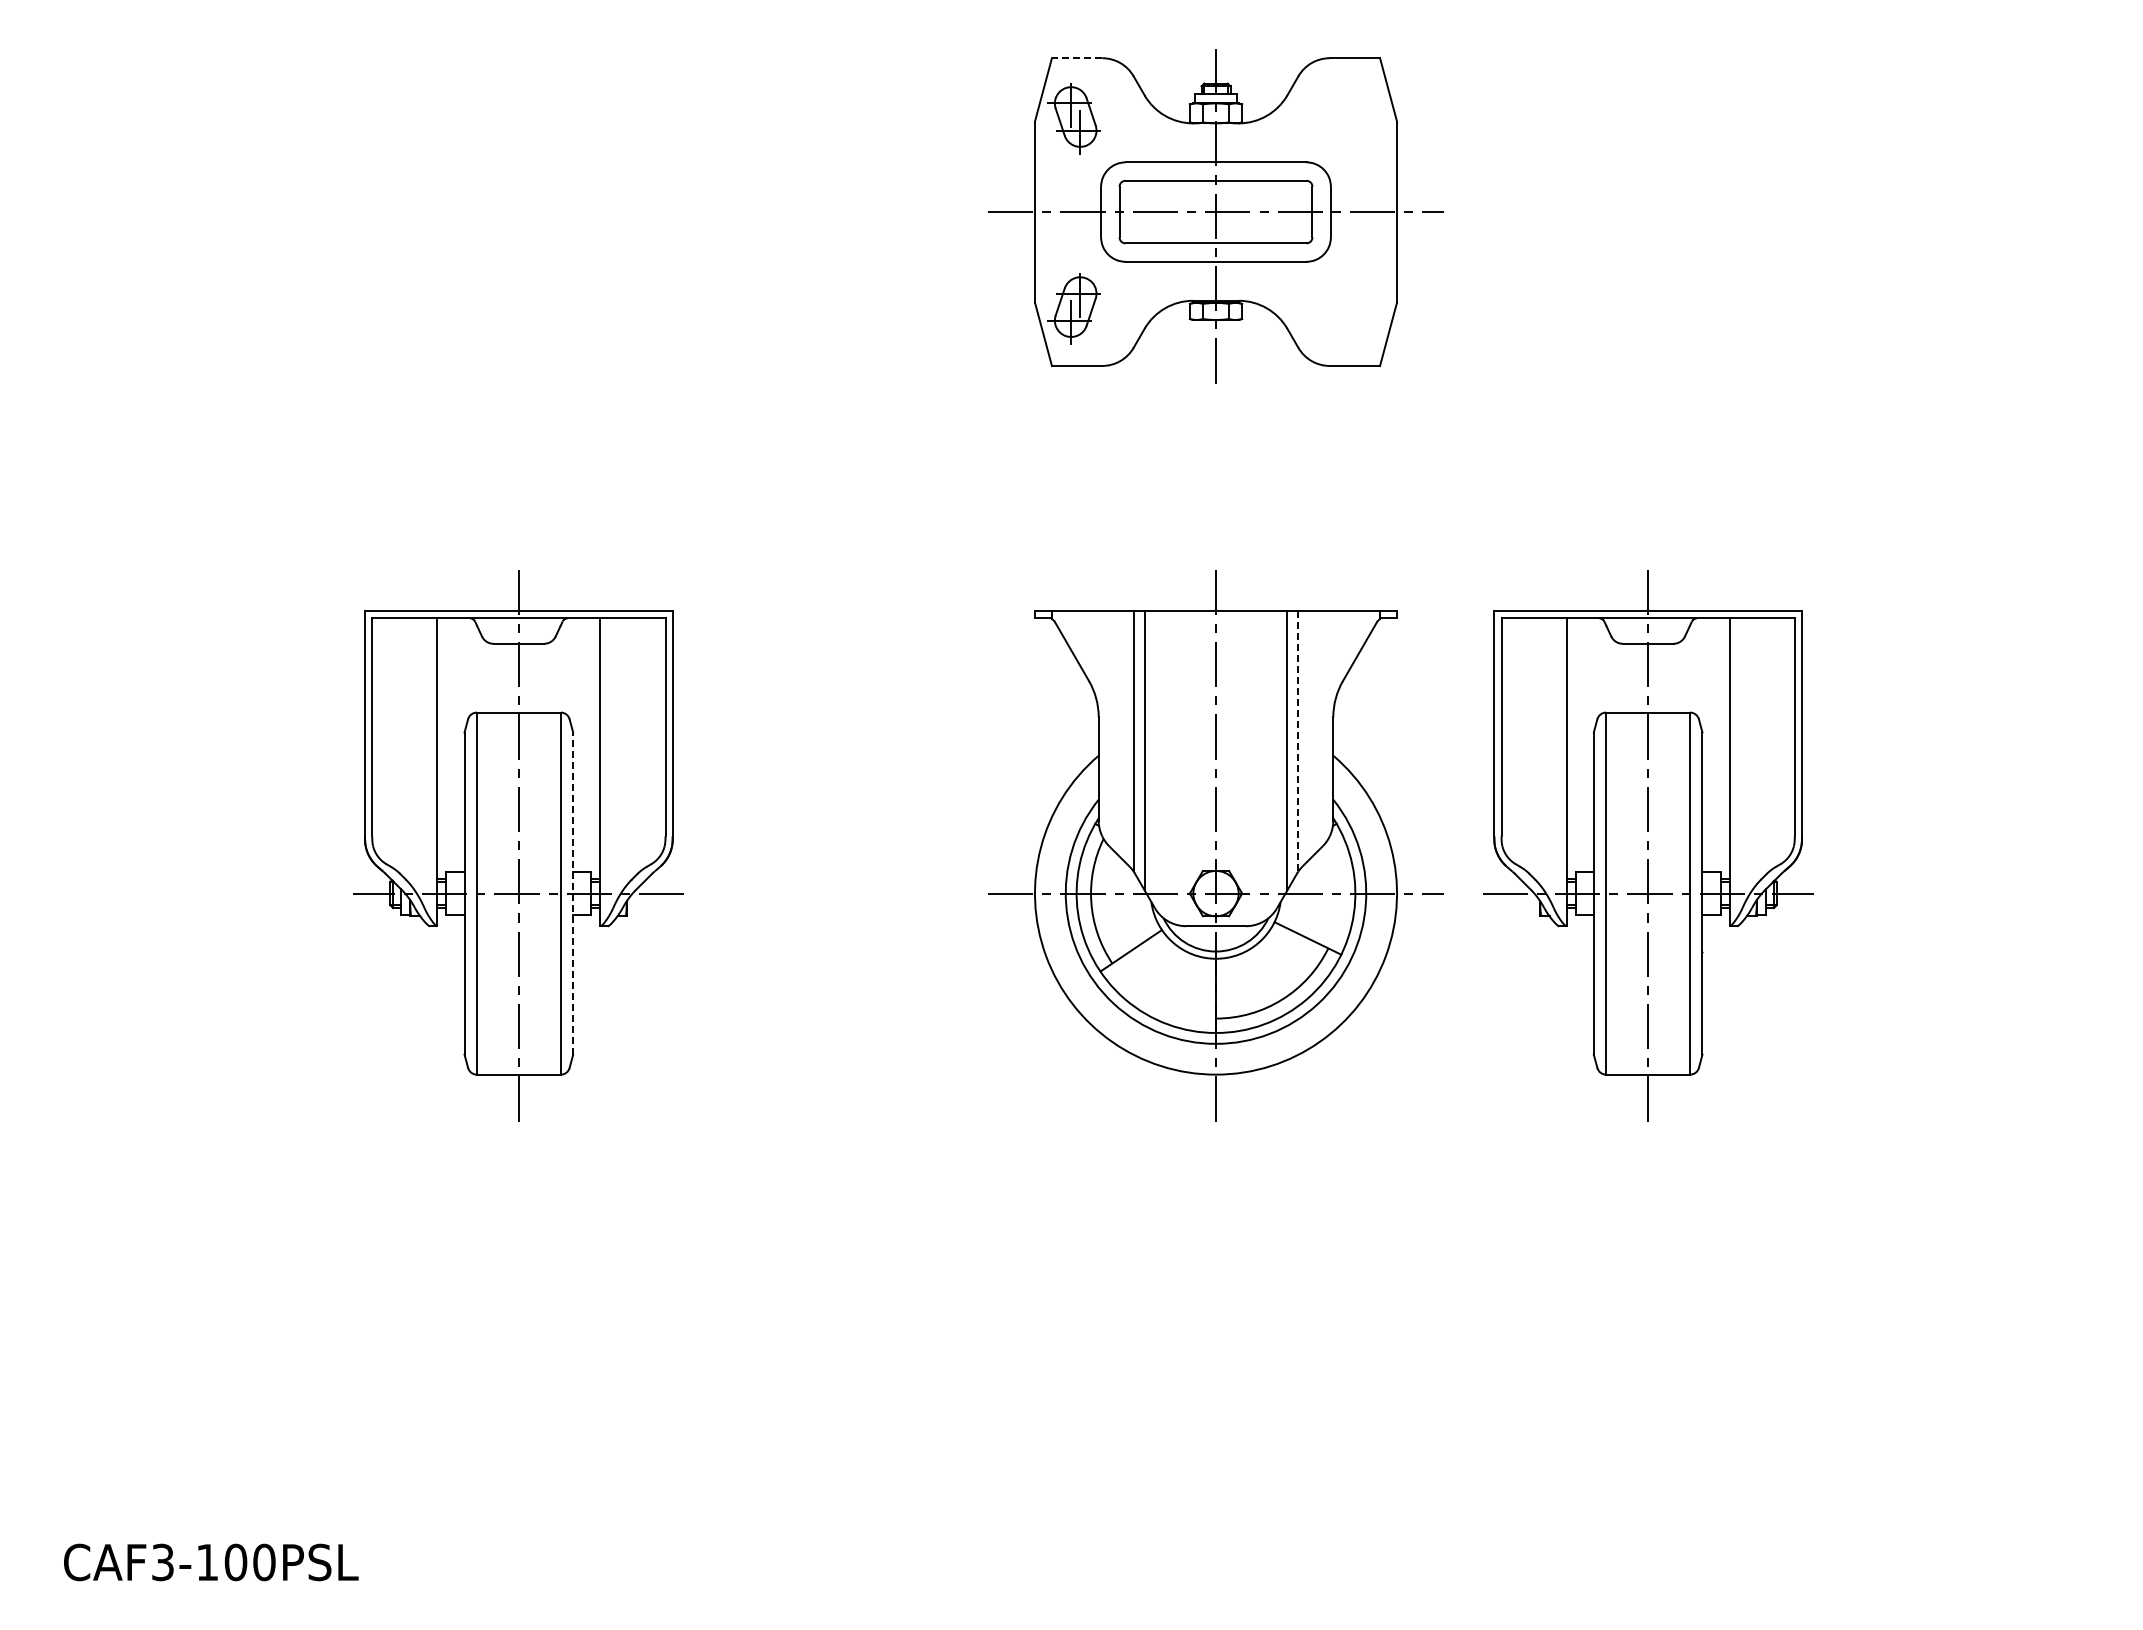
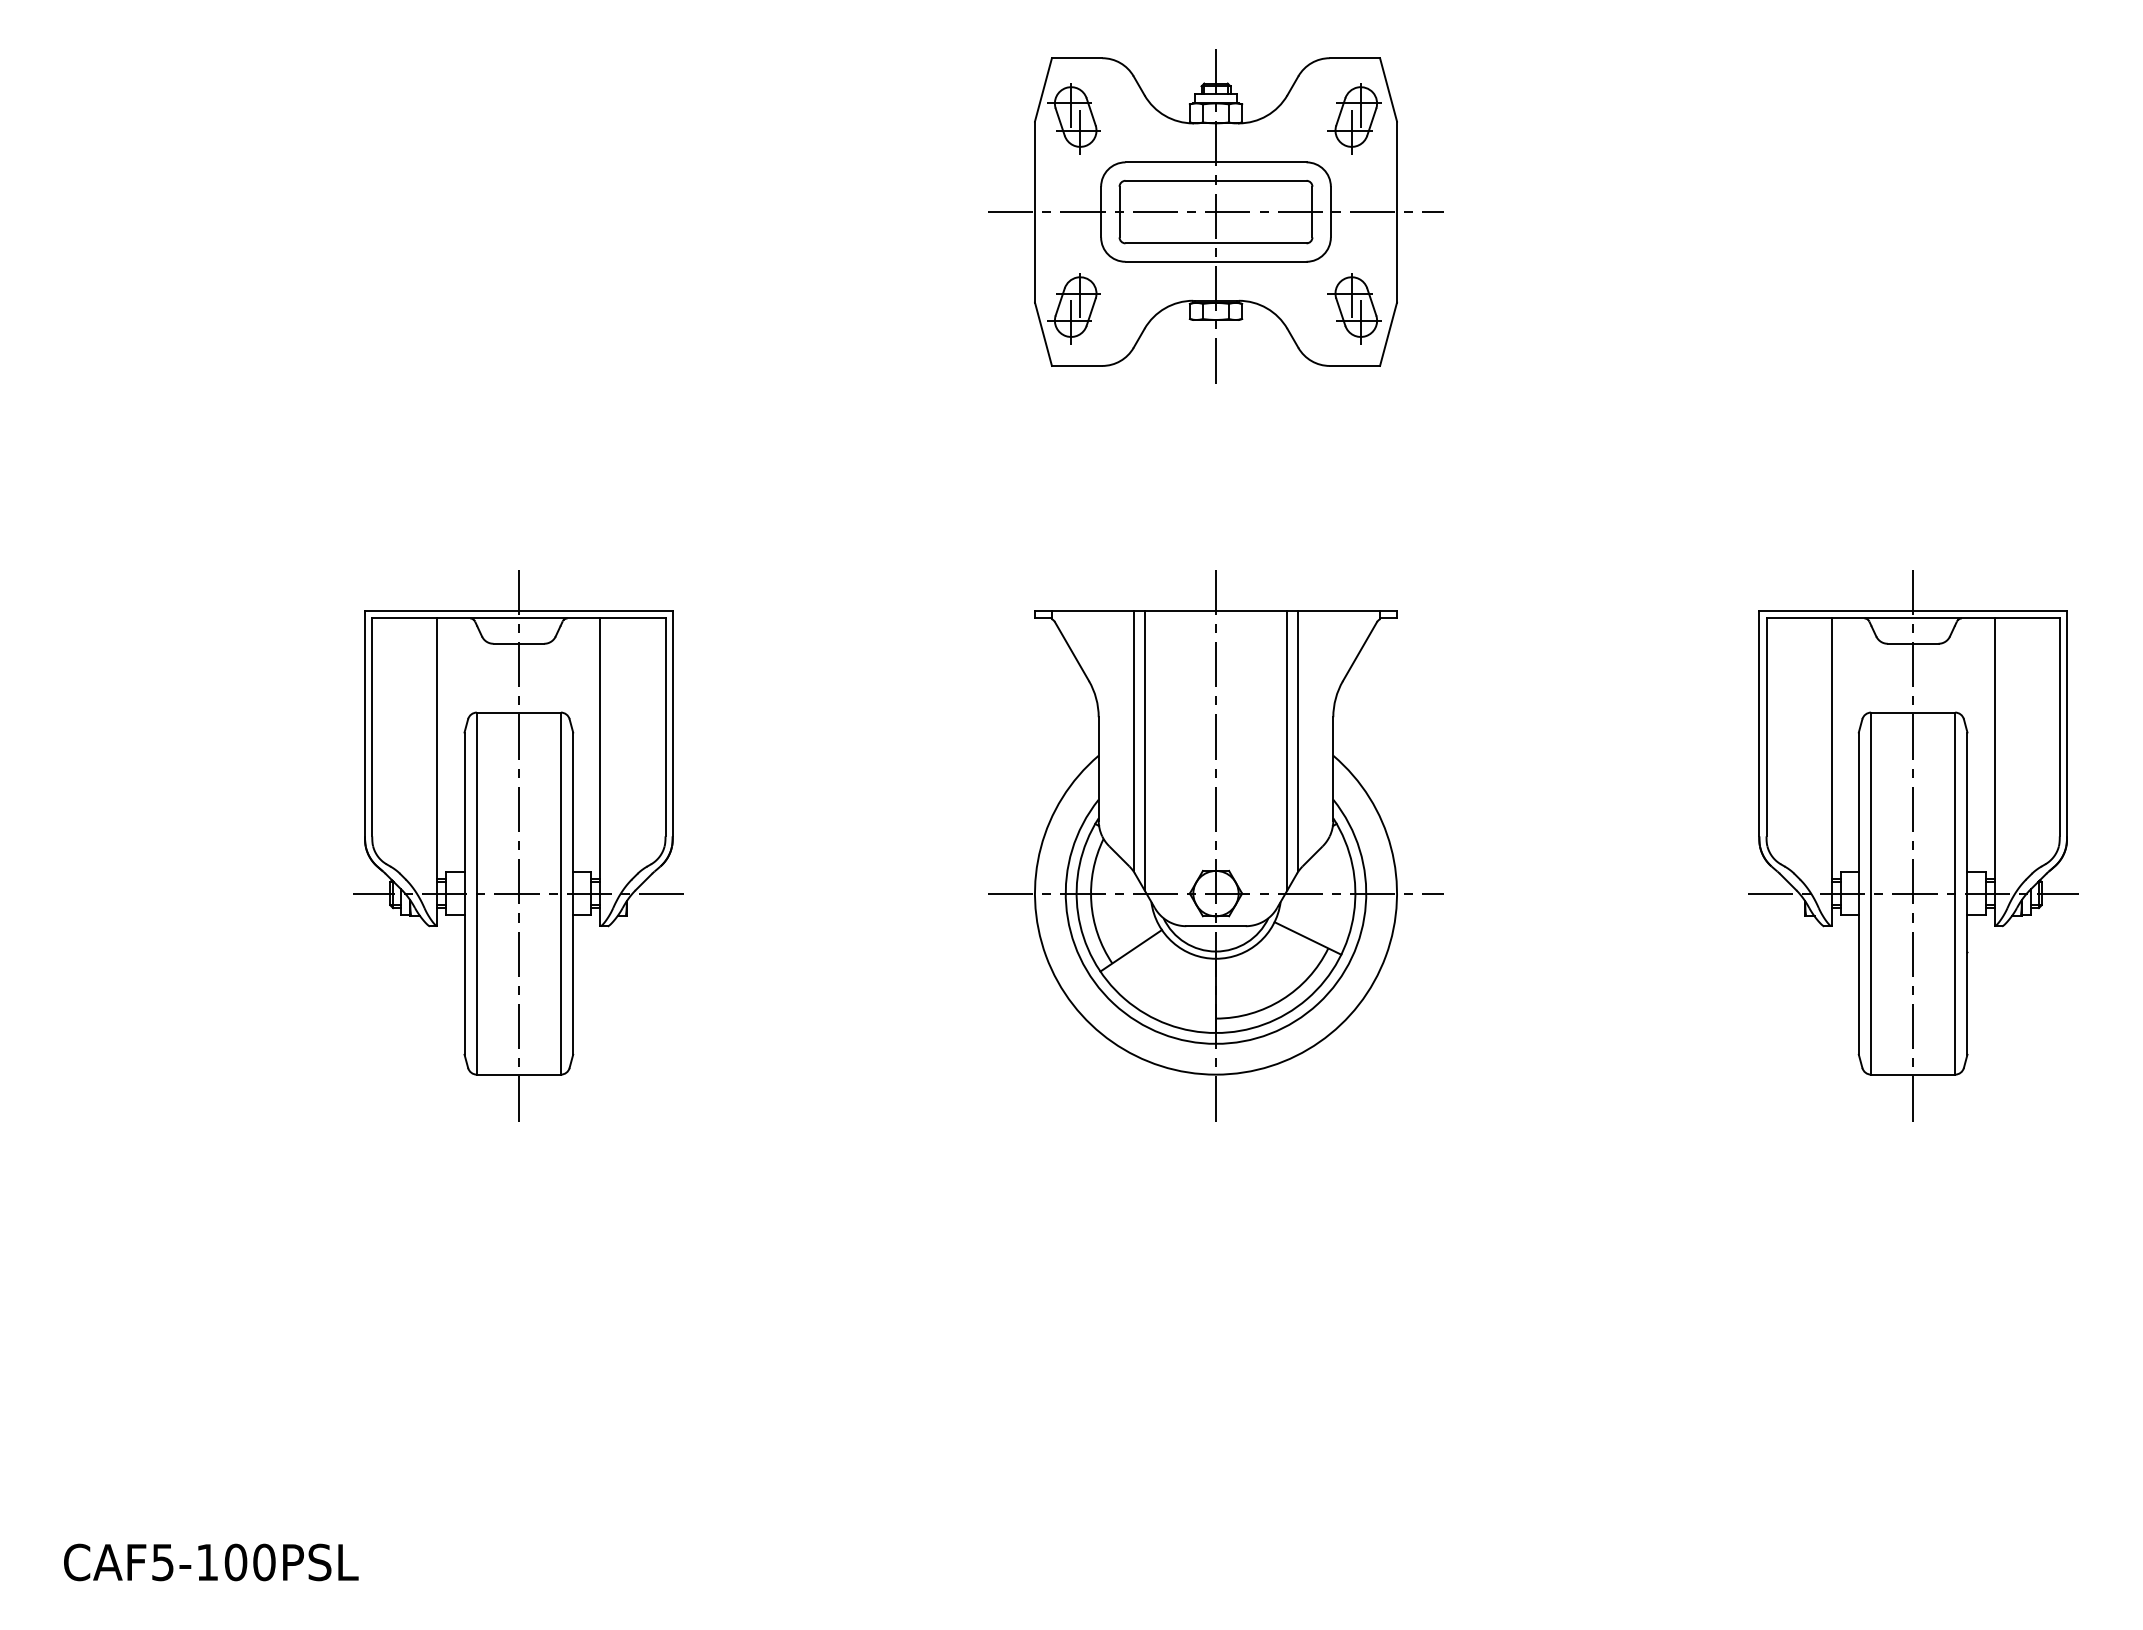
line: dashed -> solid (1076, 58)
part: none -> present (1354, 118)
part: none -> present (1354, 308)
line: dashed -> solid (1298, 741)
part position: (1648, 845) -> (1913, 845) (1913, 845)
line: dashed -> solid (573, 893)
text: CAF3-100PSL -> CAF5-100PSL (162, 1561)
